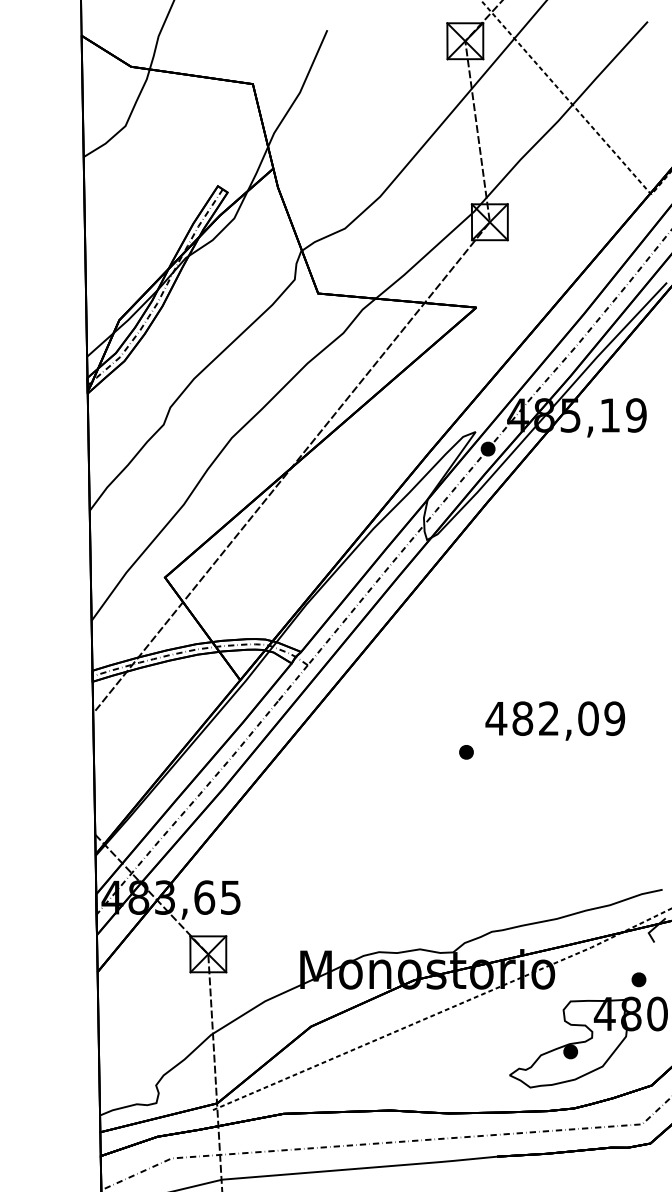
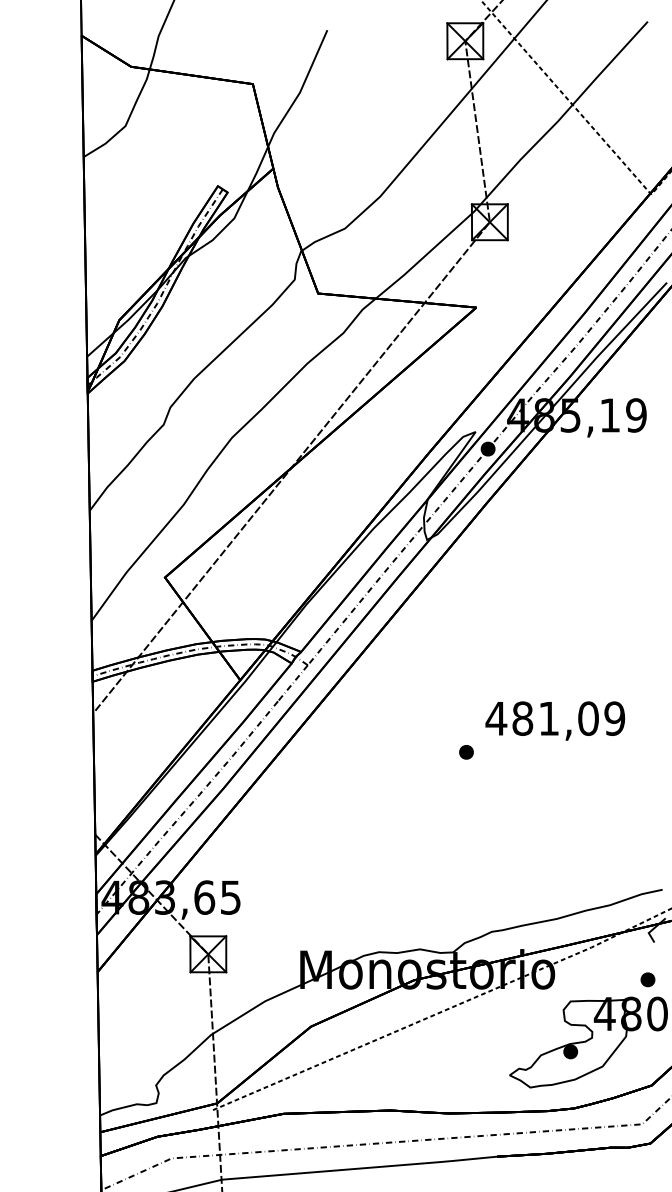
text: 482,09 -> 481,09 (548, 718)
part position: (638, 979) -> (647, 979) (647, 979)
